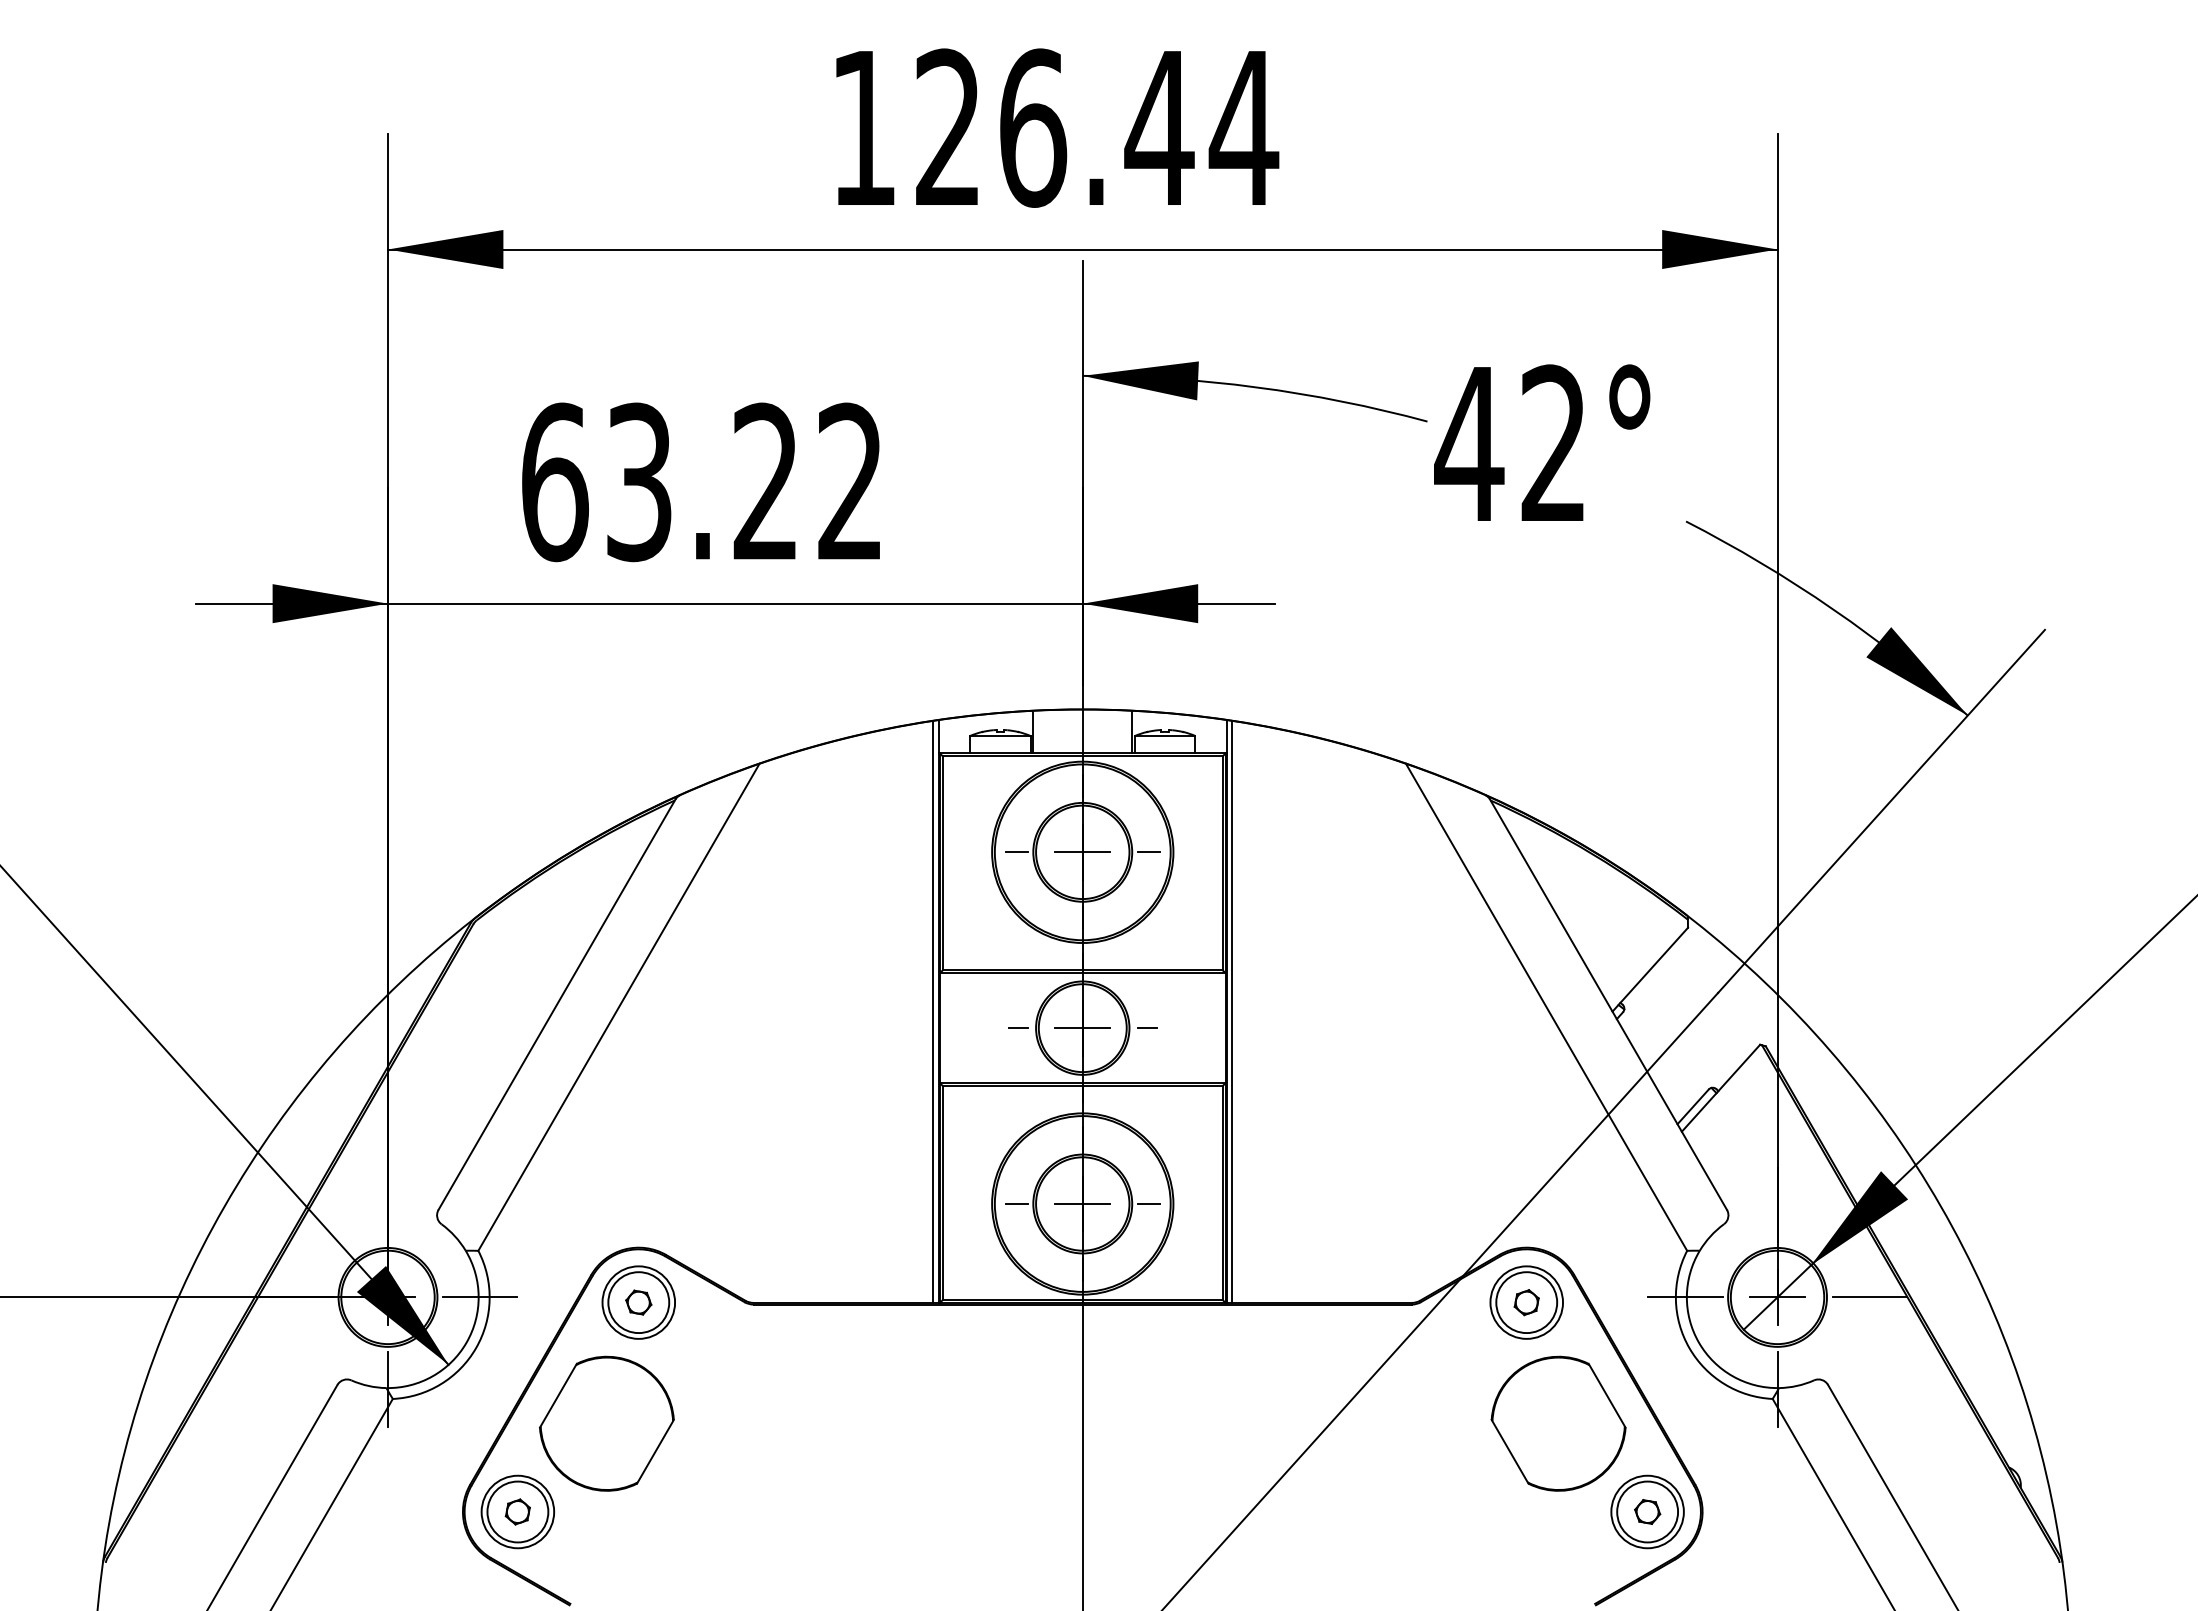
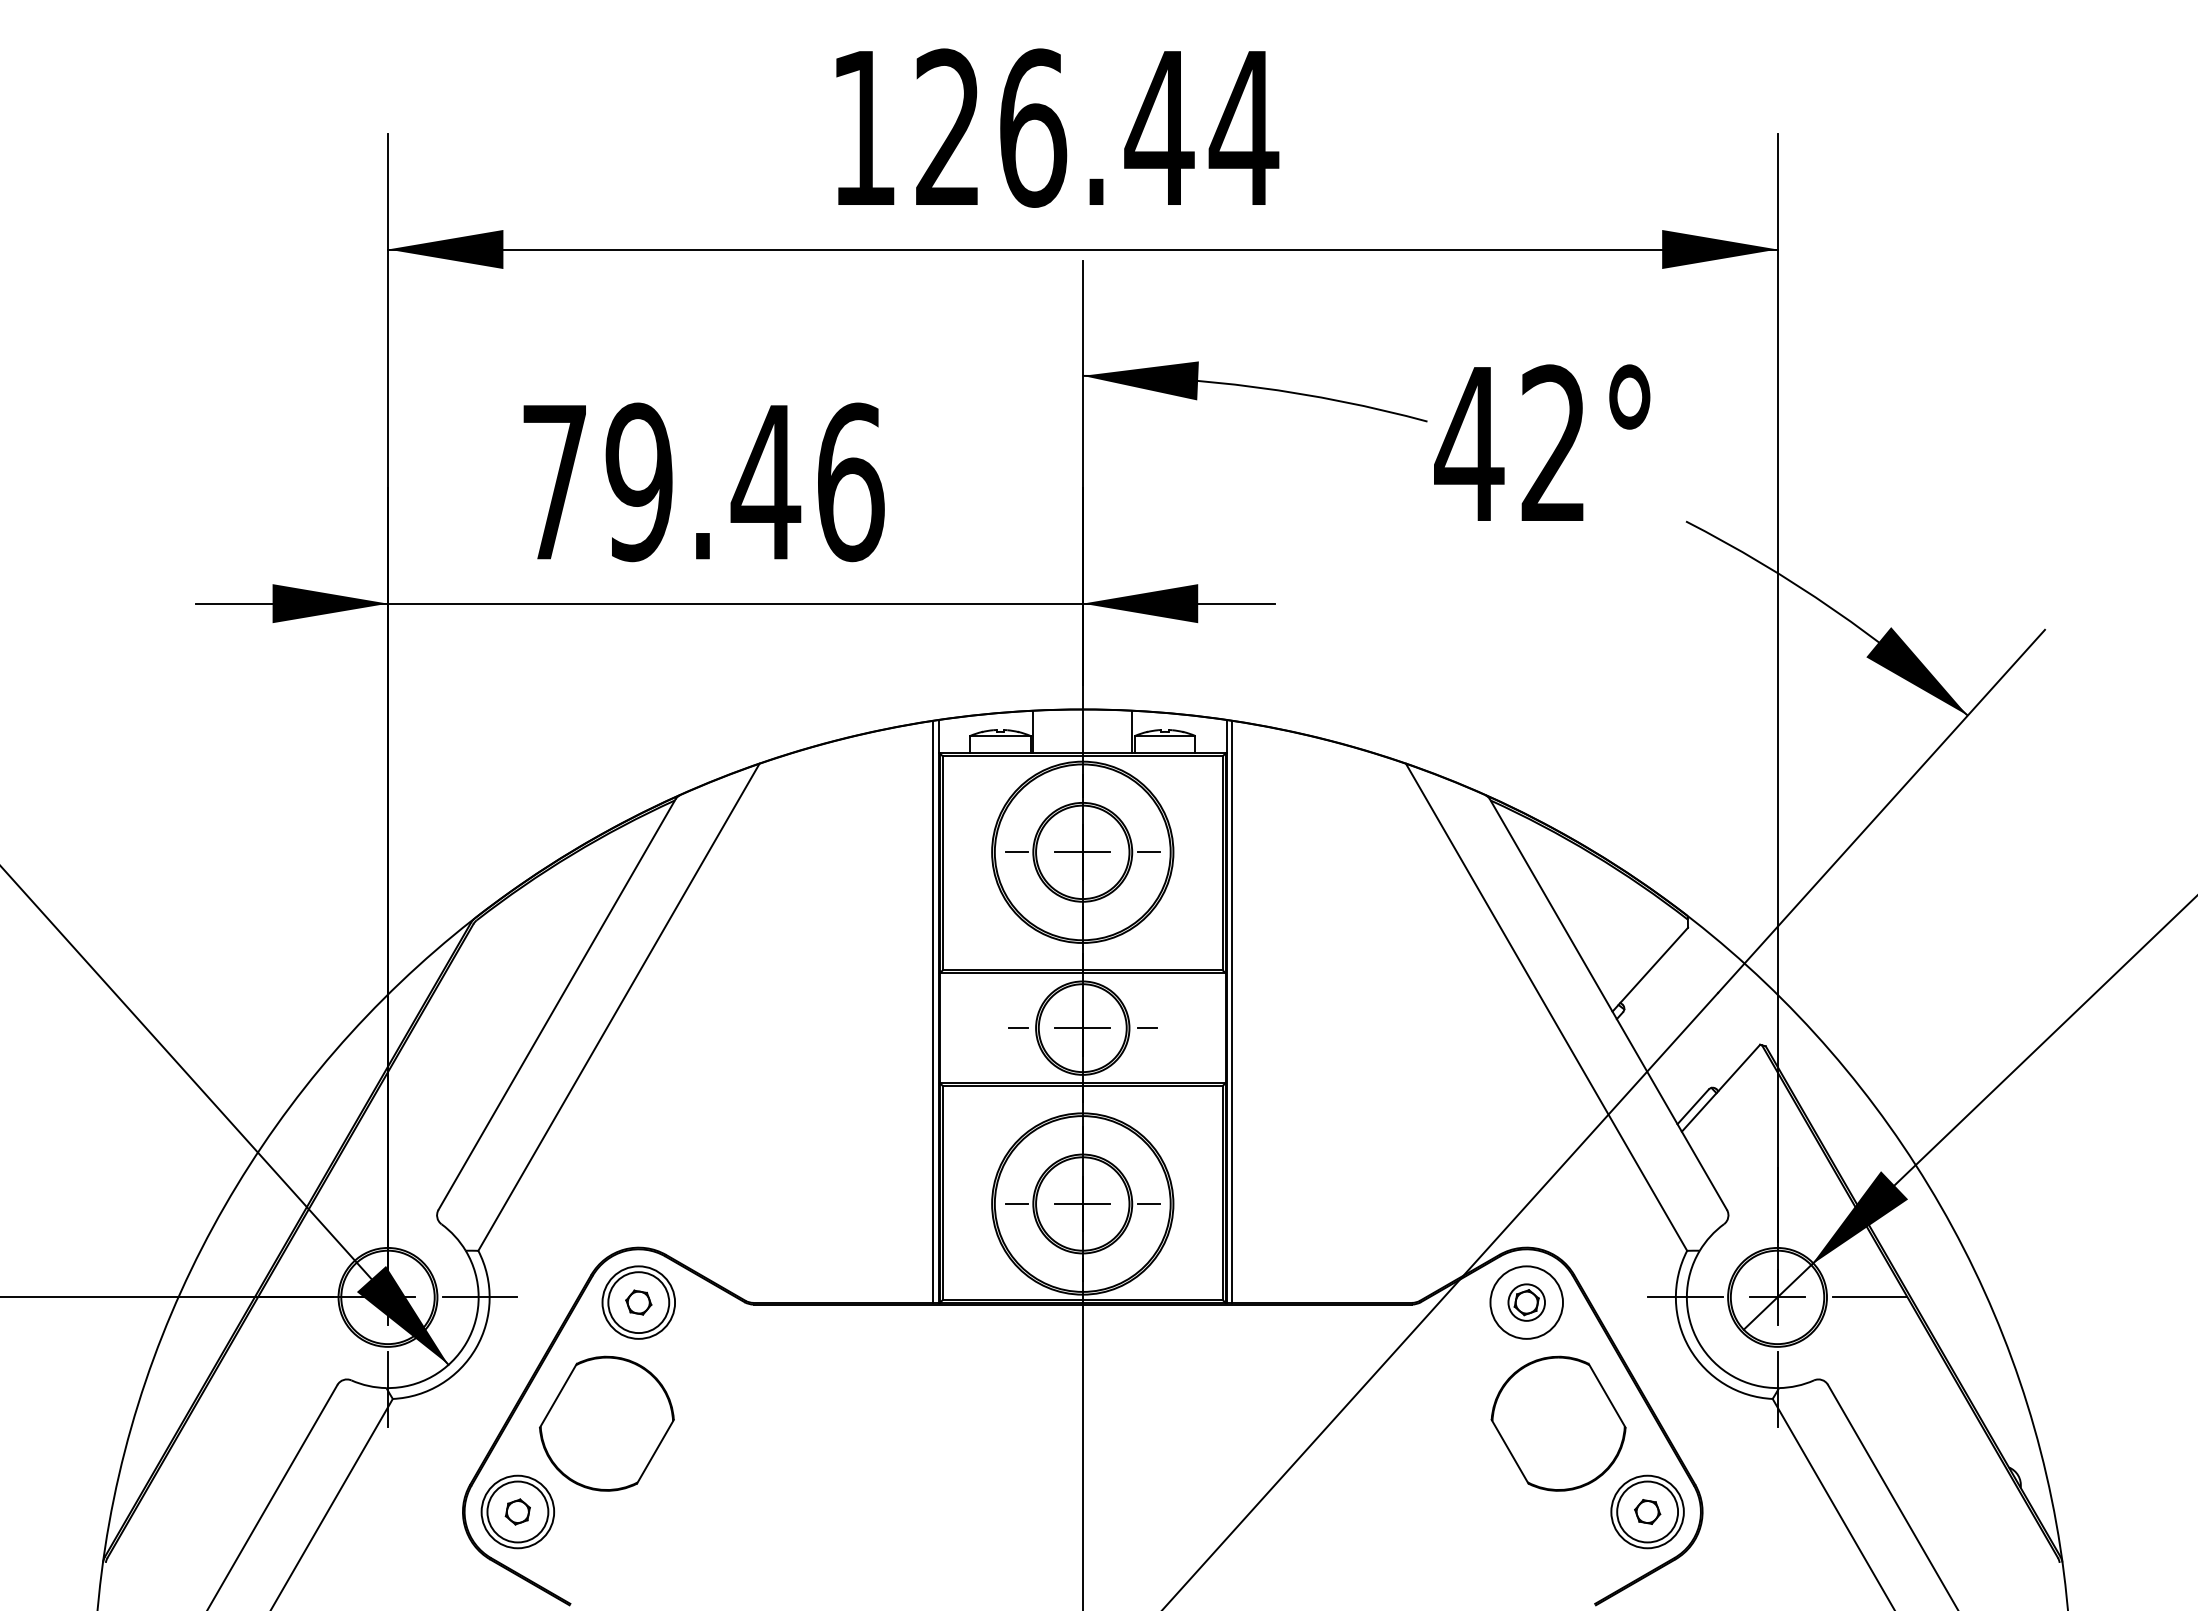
text: 63.22 -> 79.46 (703, 482)
circle diameter: 61 px -> 37 px (1526, 1302)
